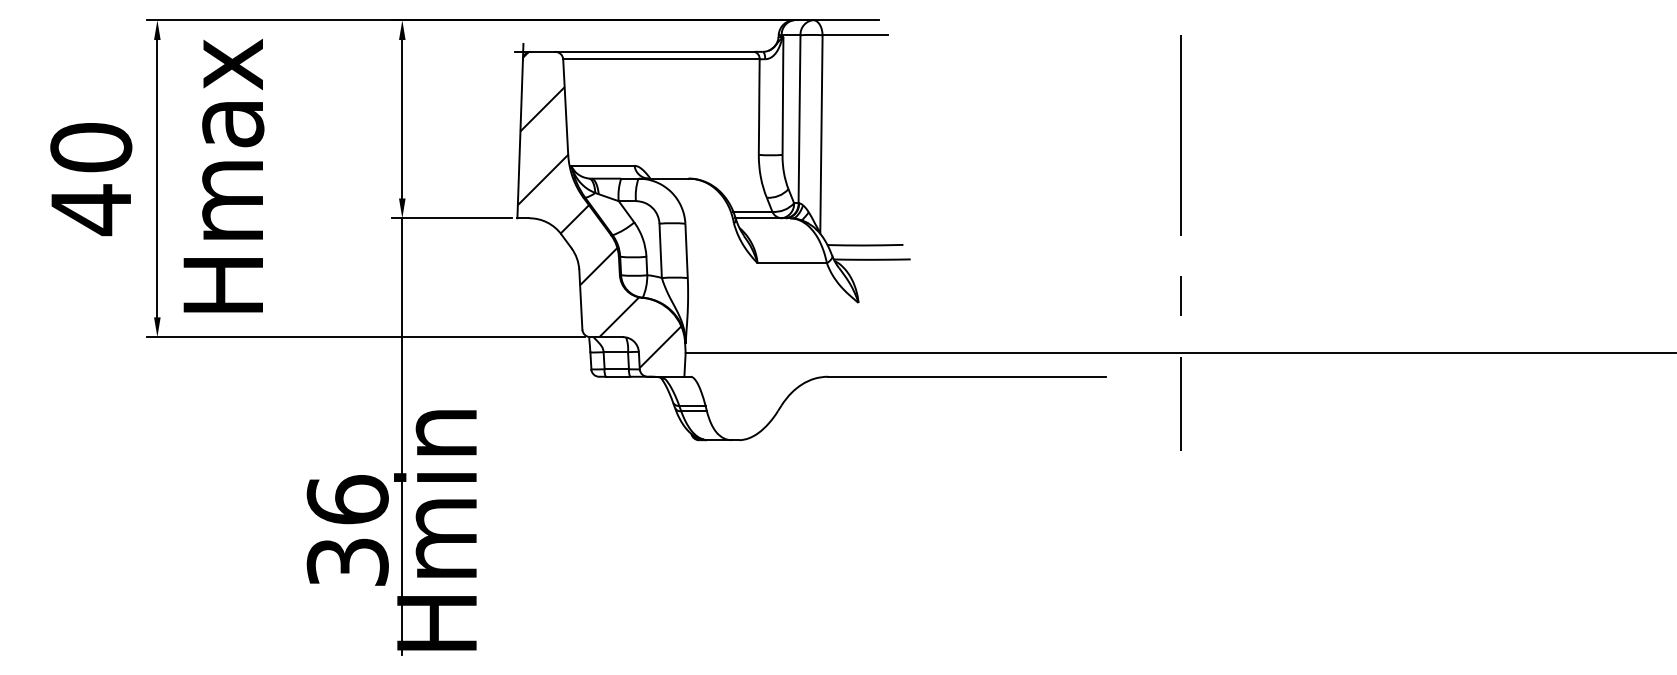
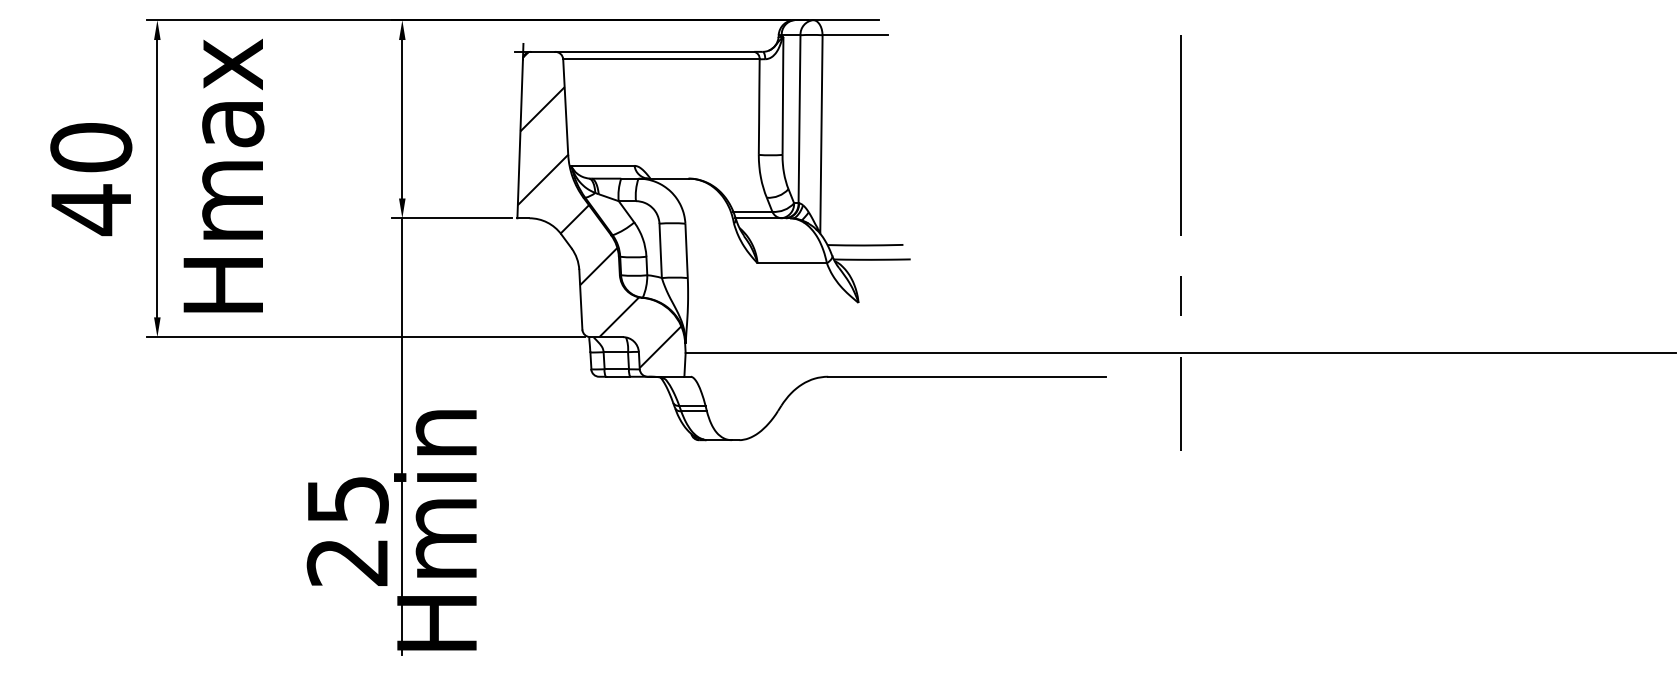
text: 36 -> 25 (347, 530)
